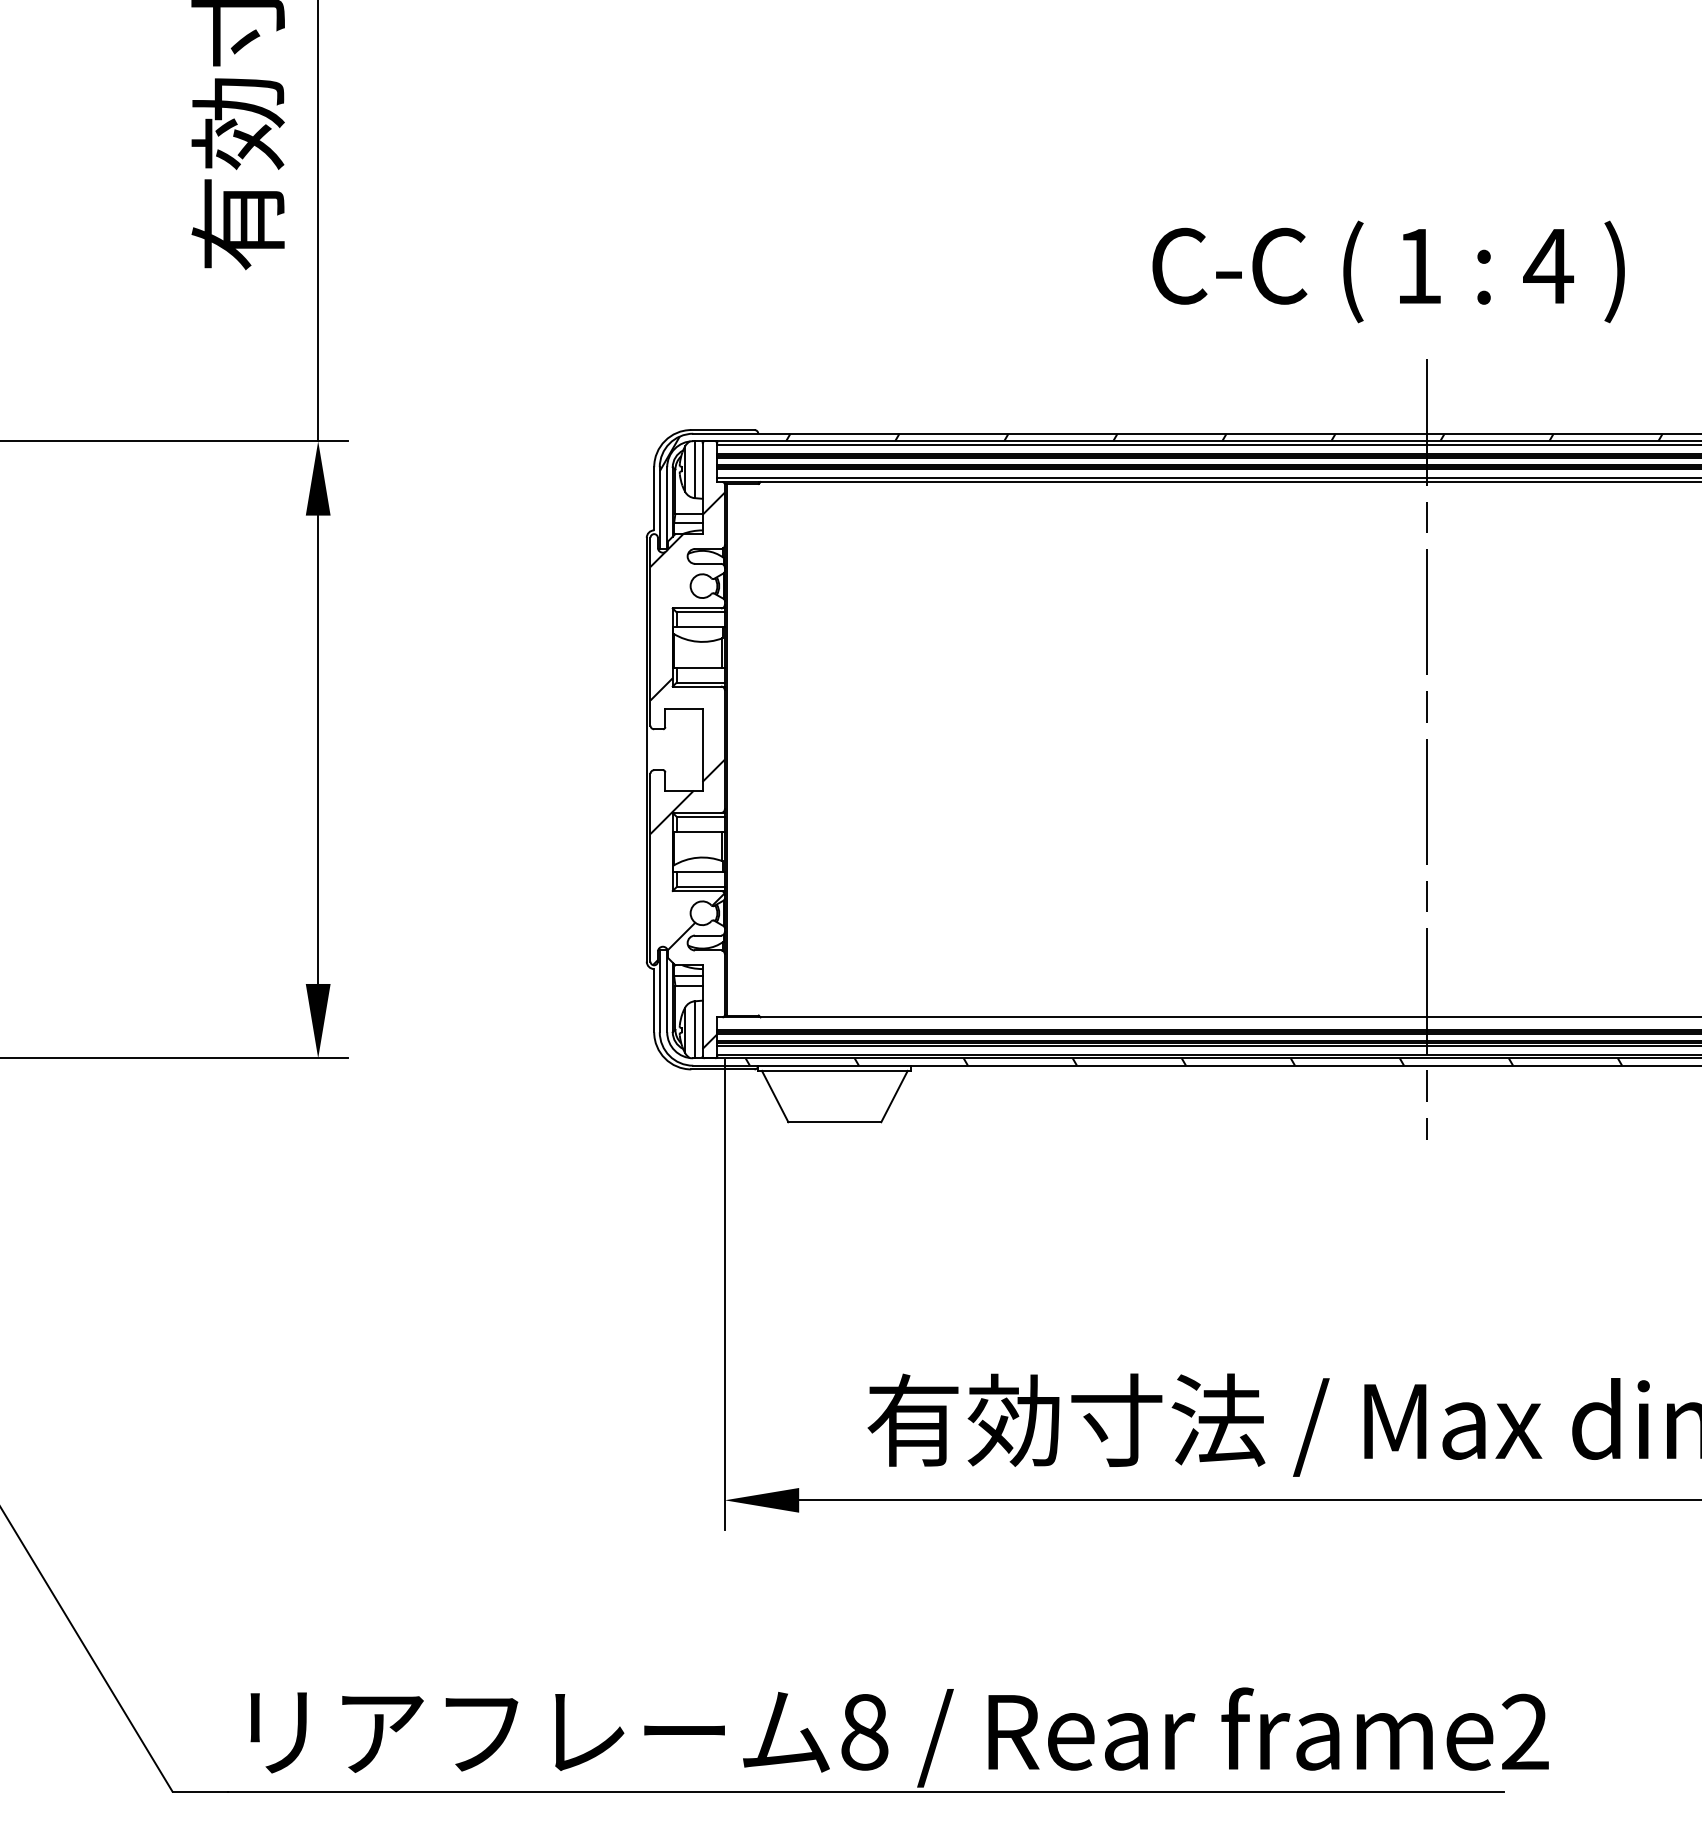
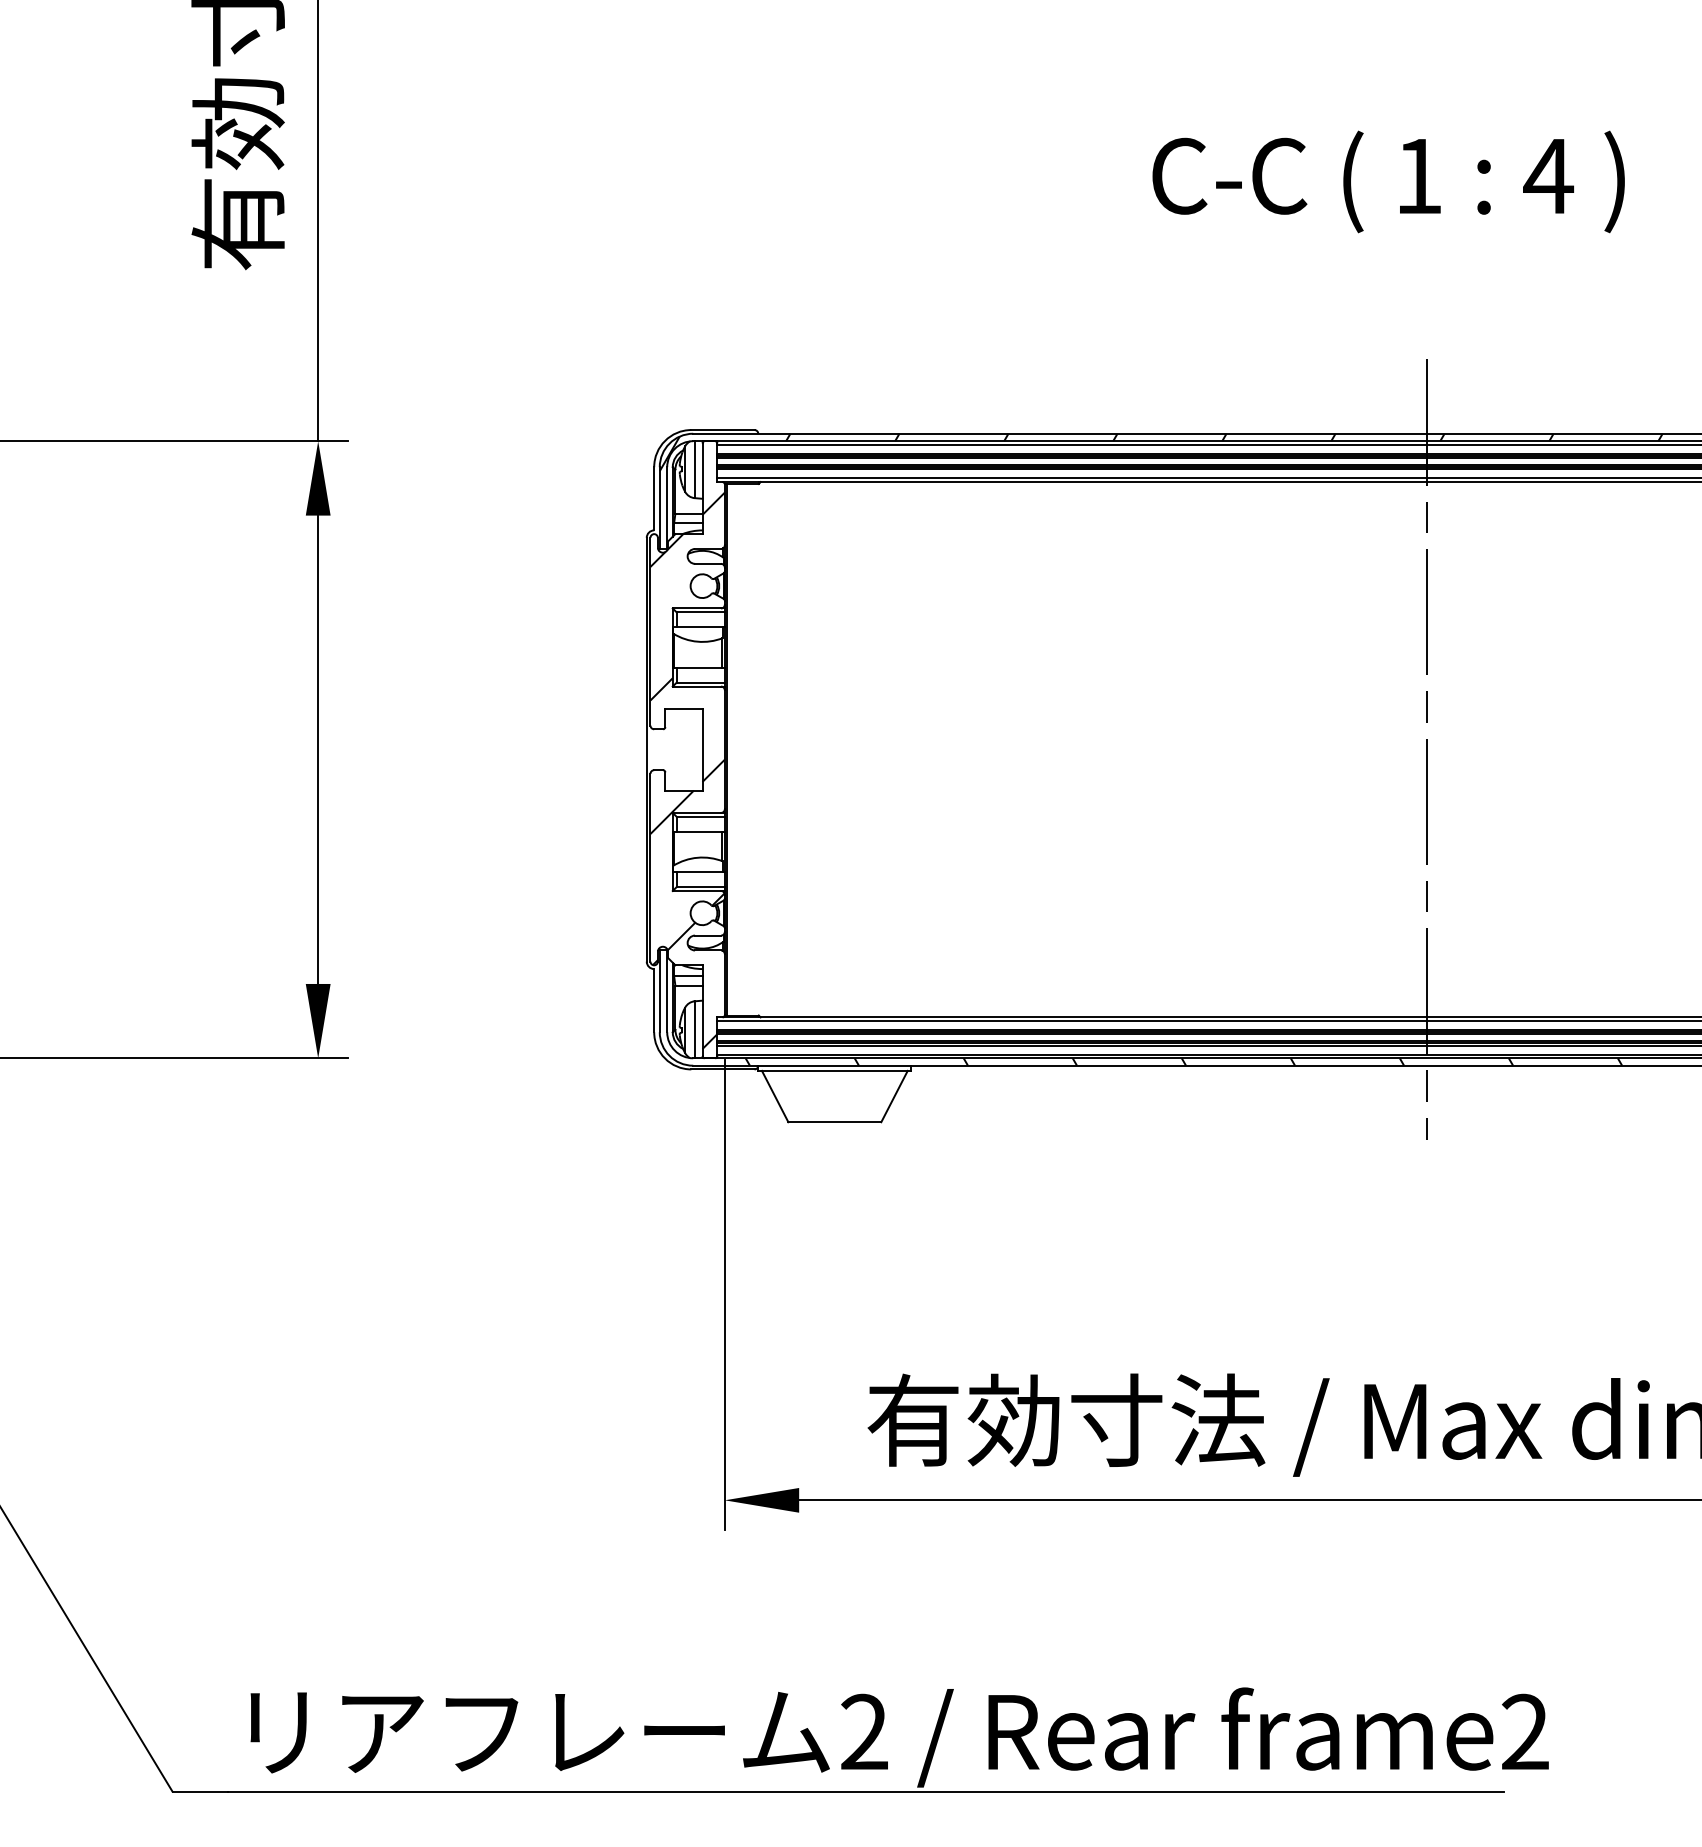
text position: (1388, 271) -> (1388, 181) (1388, 181)
line: none -> present (1207, 1021)
text: 8 -> 2 (864, 1731)
